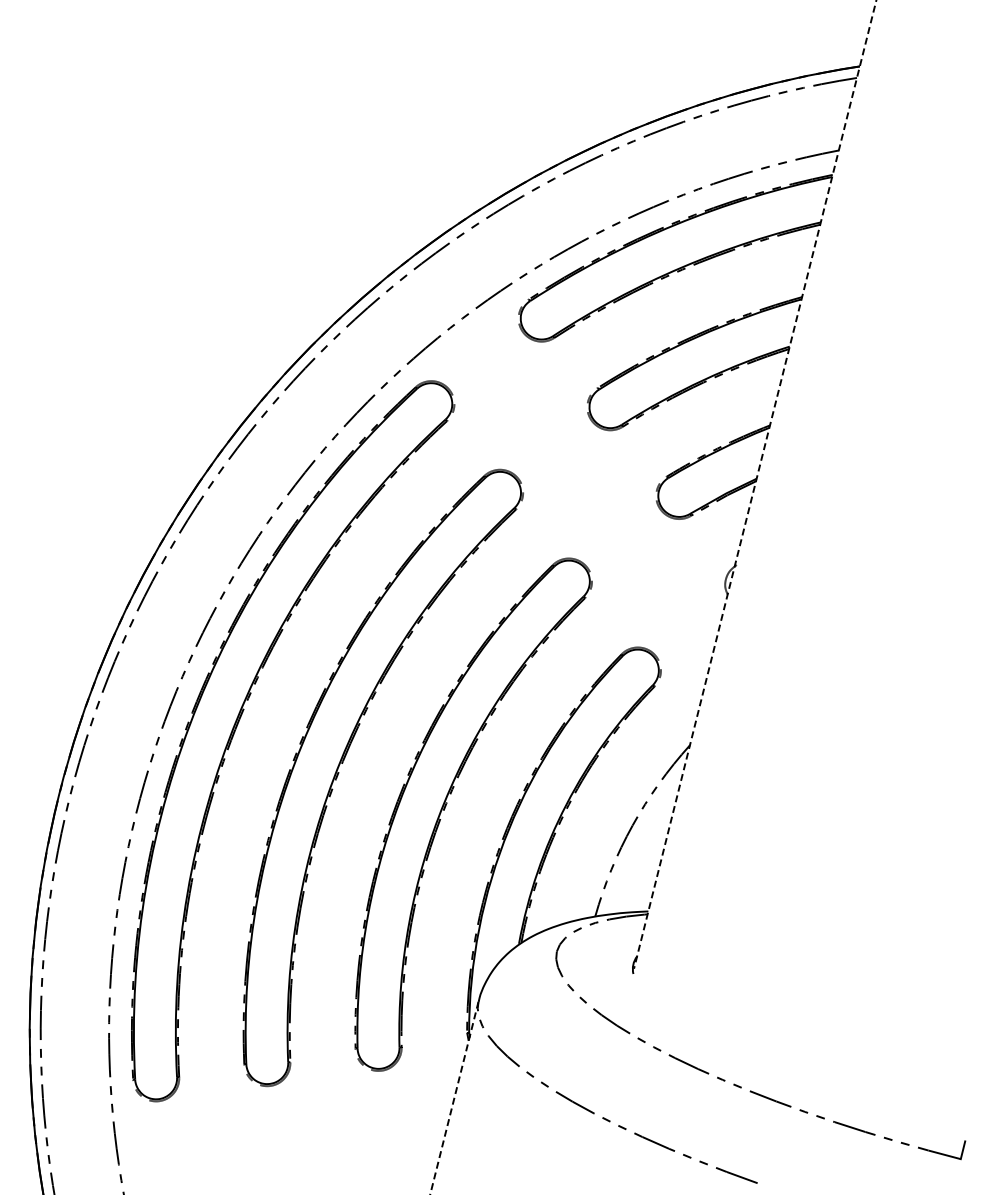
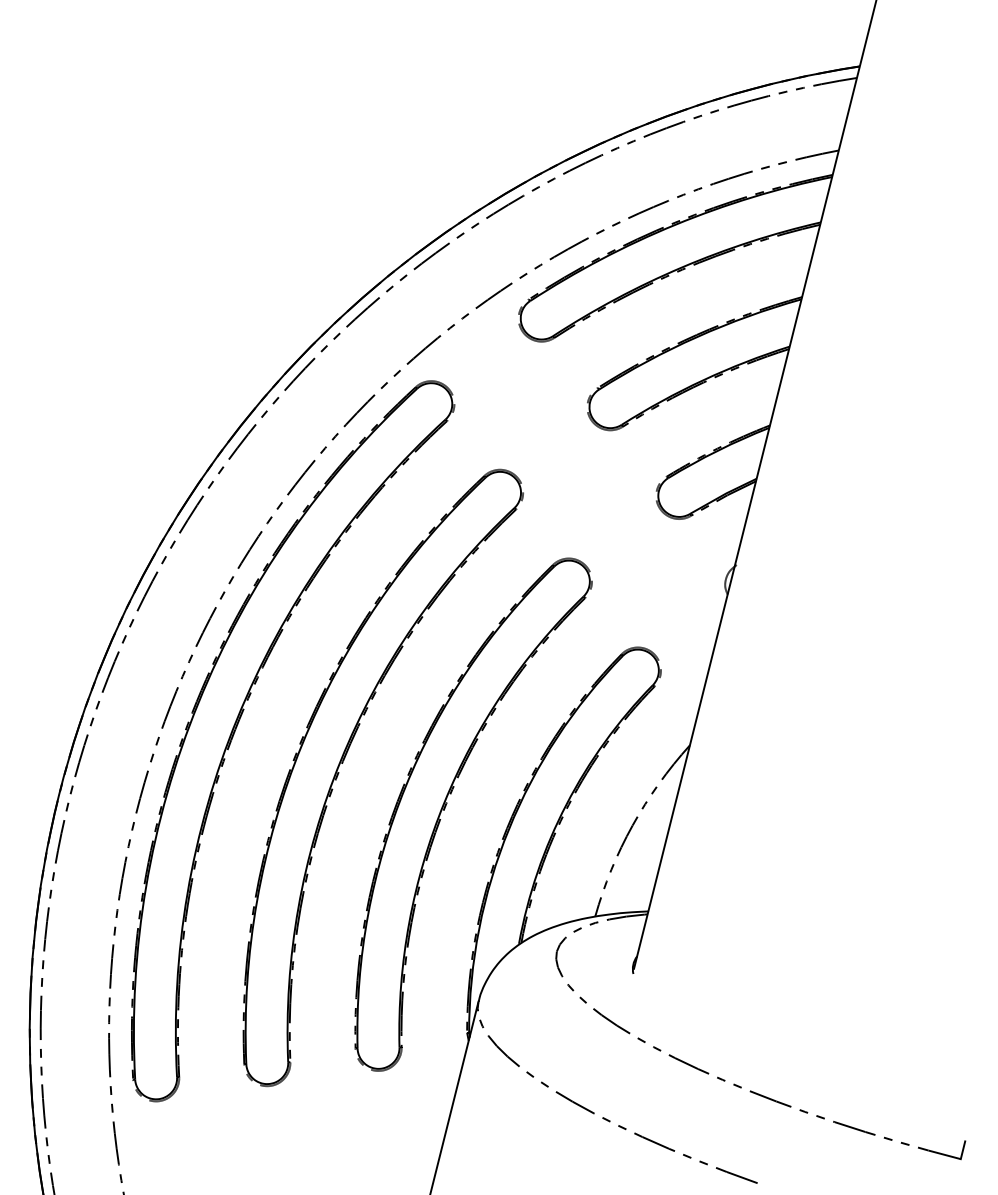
line: dashed -> solid (755, 484)
line: dashed -> solid (454, 1098)
